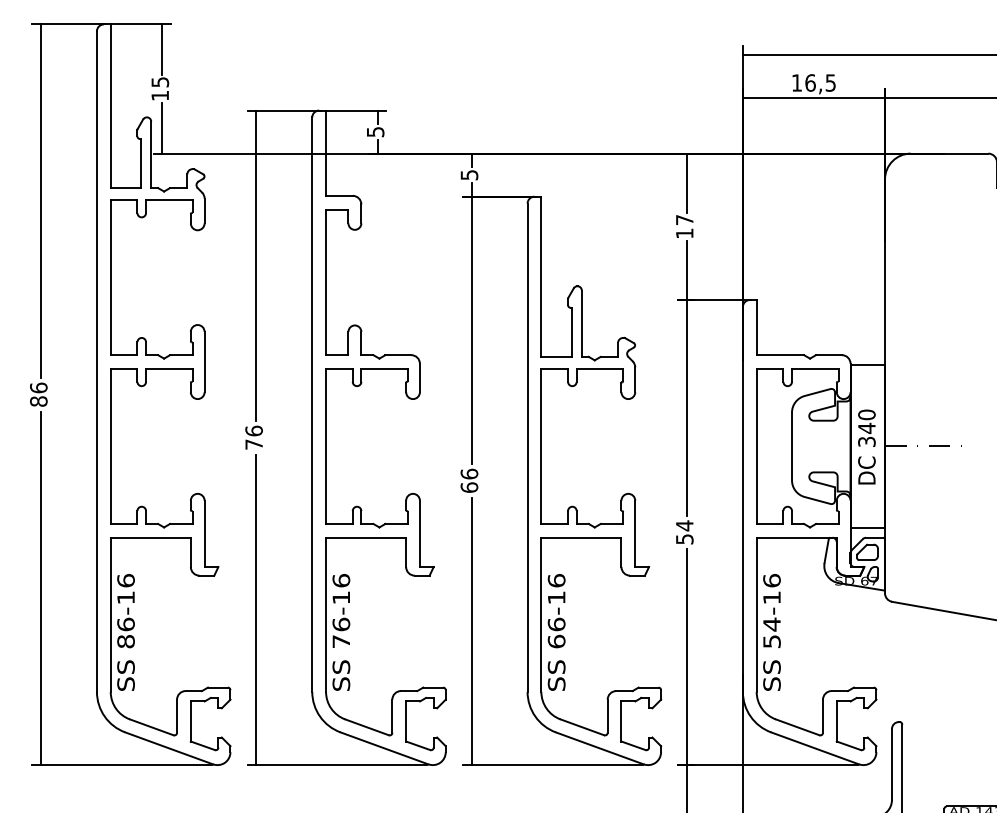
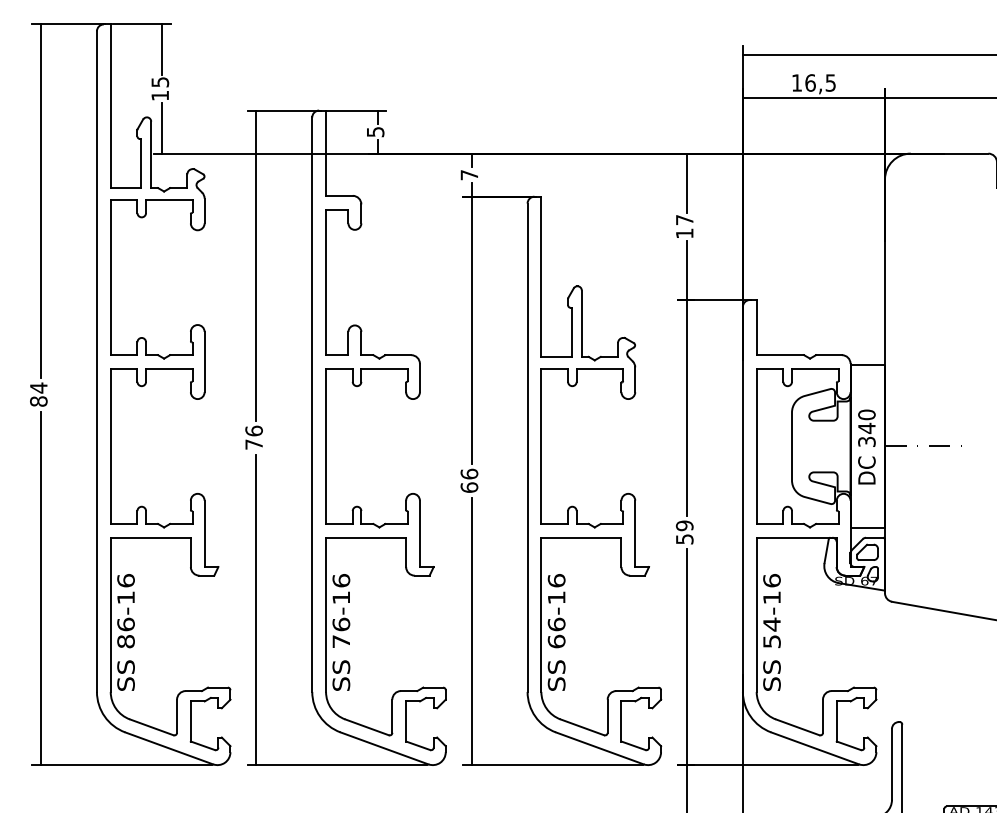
text: 5 -> 7 (469, 175)
text: 86 -> 84 (38, 387)
text: 54 -> 59 (684, 525)
